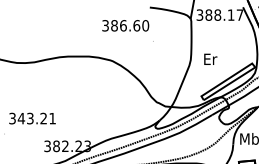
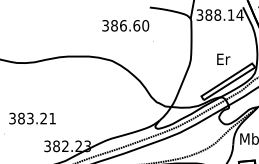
text: 388.17 -> 388.14 (239, 14)
text position: (210, 58) -> (223, 58) (223, 58)
text: 343.21 -> 383.21 (21, 118)
